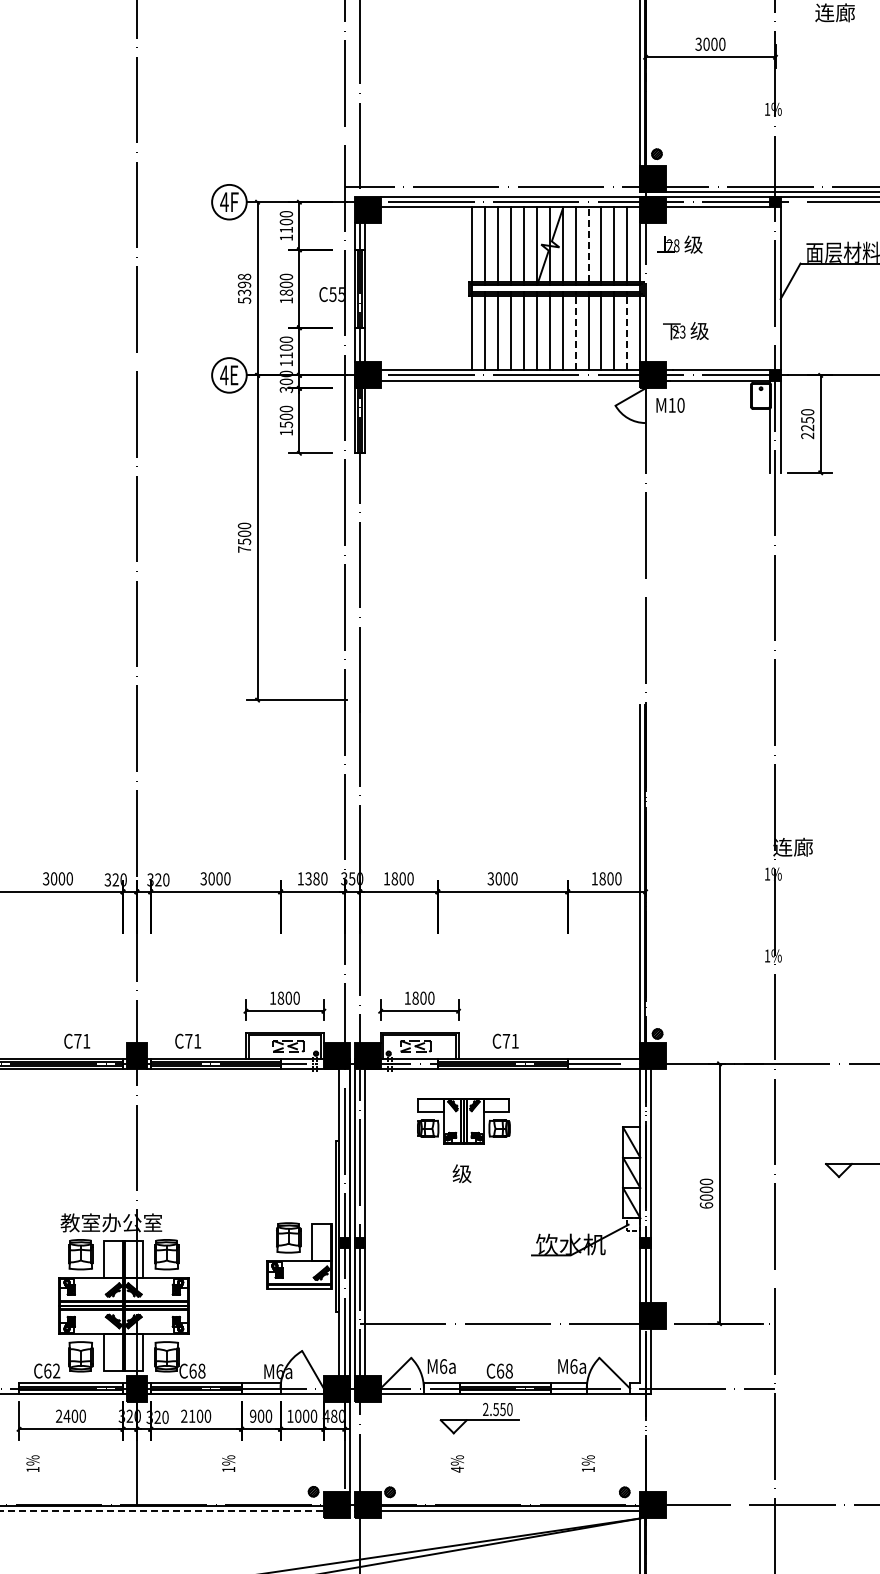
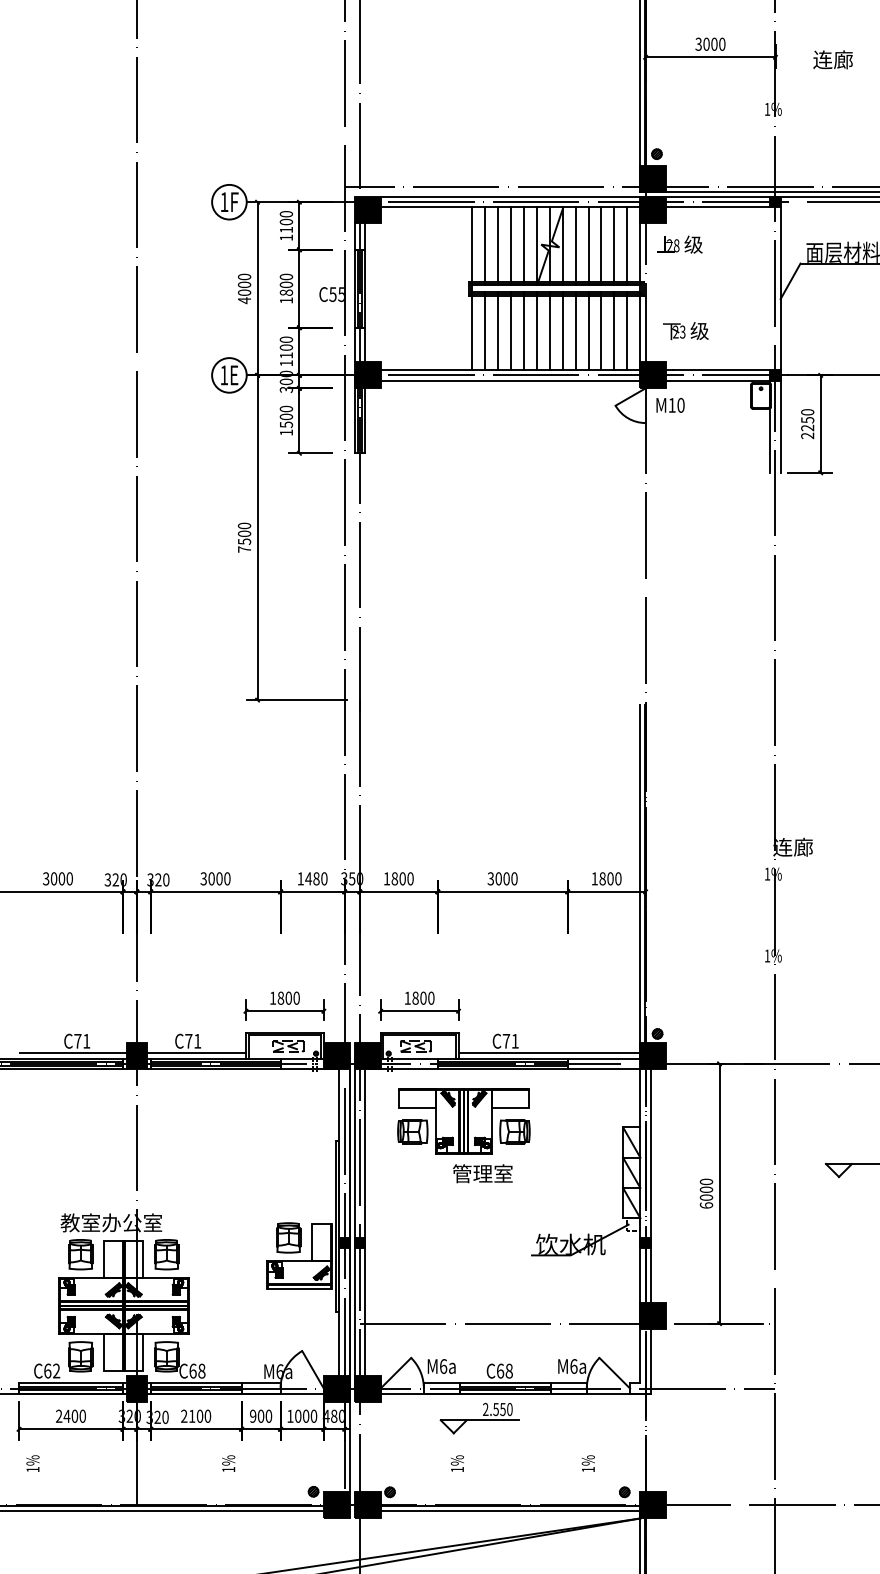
text position: (834, 12) -> (832, 59) (832, 59)
text: 4F -> 1F (224, 201)
line: dashed -> solid (589, 244)
text: 5398 -> 4000 (244, 288)
line: dashed -> solid (576, 332)
line: dashed -> solid (627, 332)
text: 4E -> 1E (224, 375)
text: 1380 -> 1480 (308, 878)
line: none -> present (132, 1053)
line: none -> present (549, 1053)
part size: 94x47 px -> 134x67 px (463, 1121)
text: 级 -> 管理室 (482, 1173)
text: 4% -> 1% (457, 1469)
line: dashed -> solid (175, 1510)
